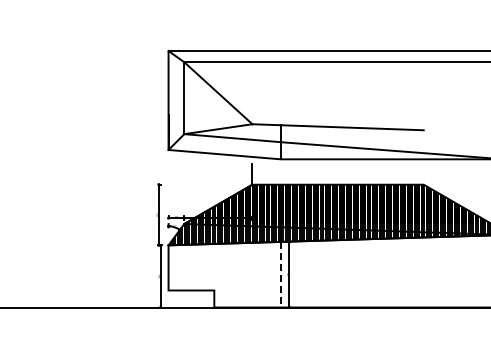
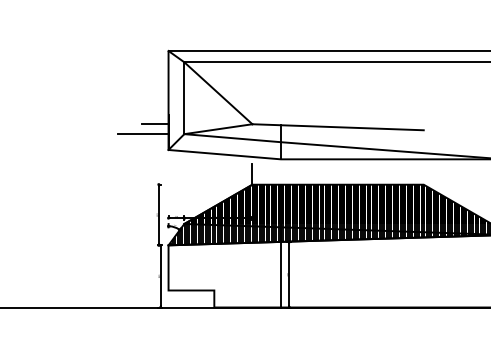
line: none -> present (154, 124)
line: none -> present (143, 134)
line: dashed -> solid (280, 274)
